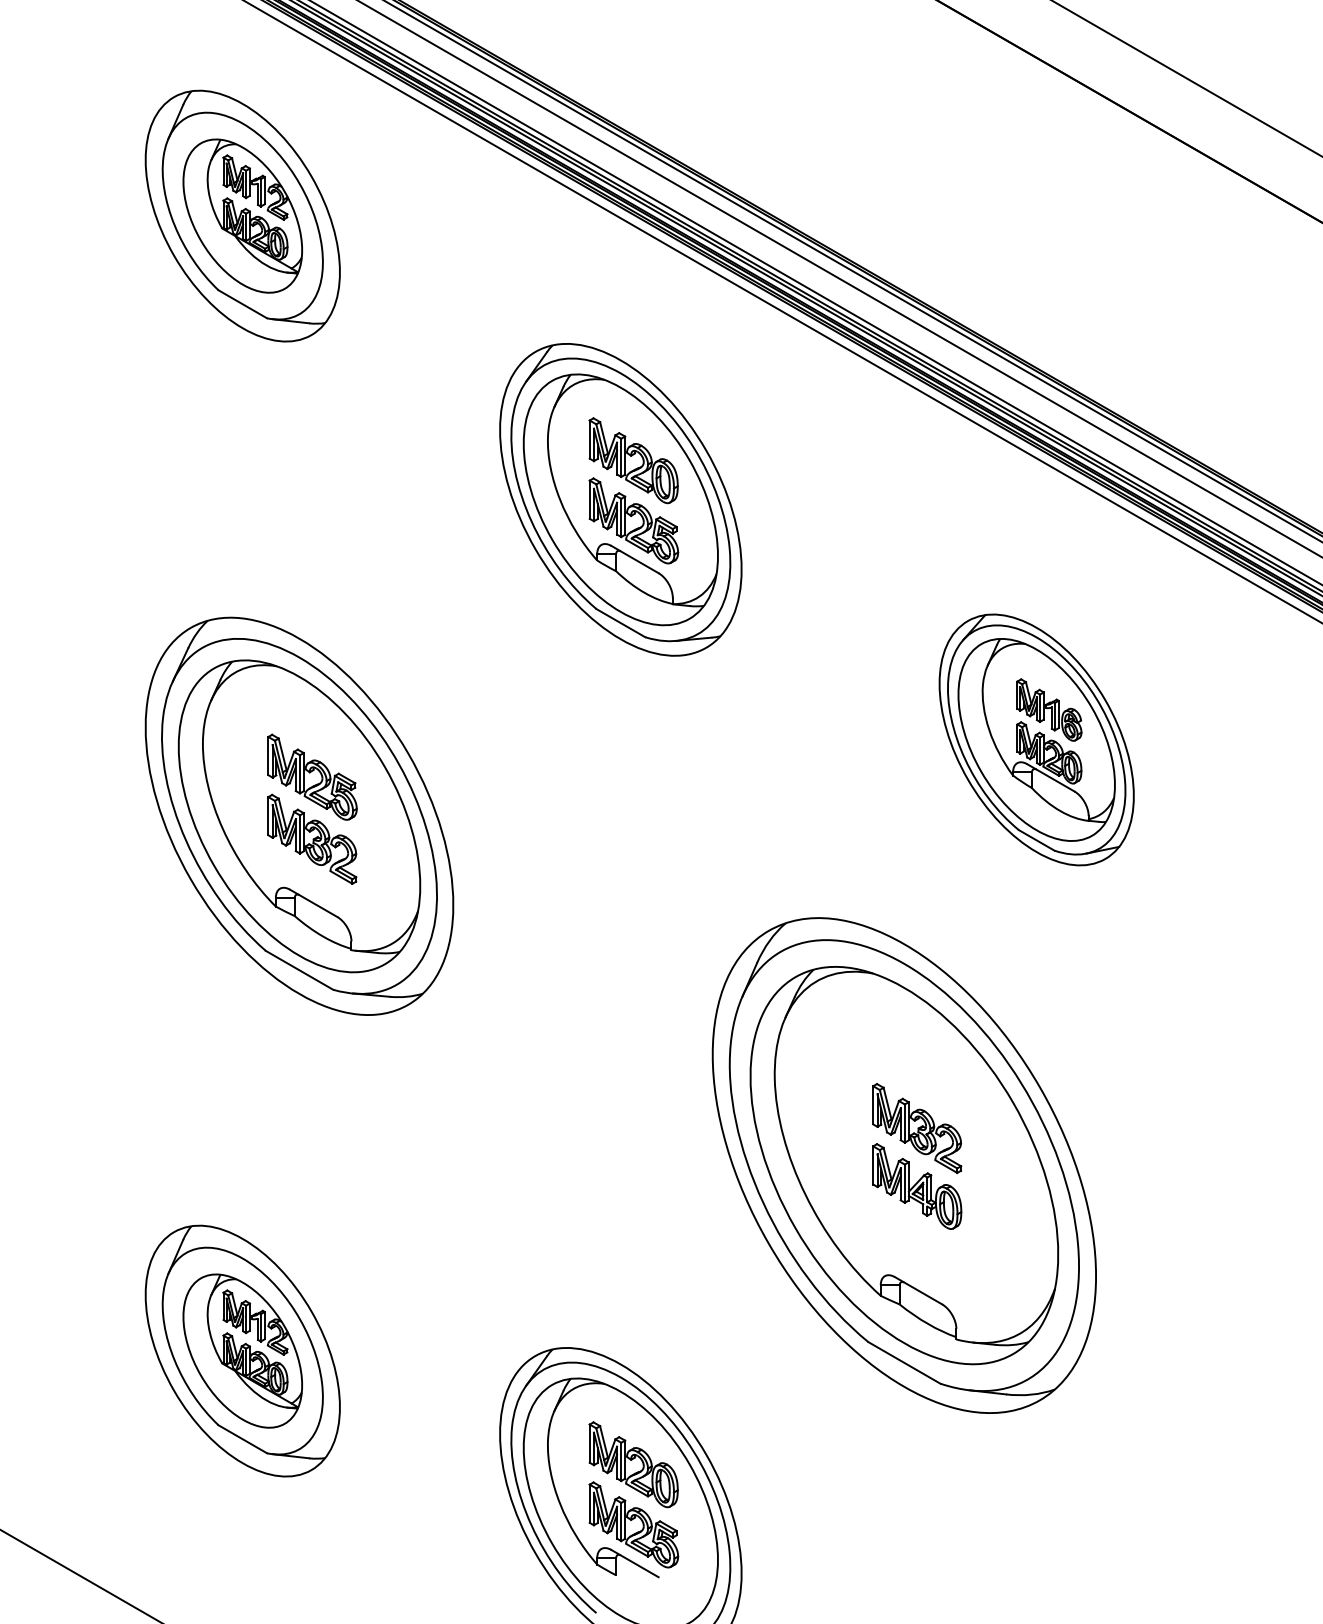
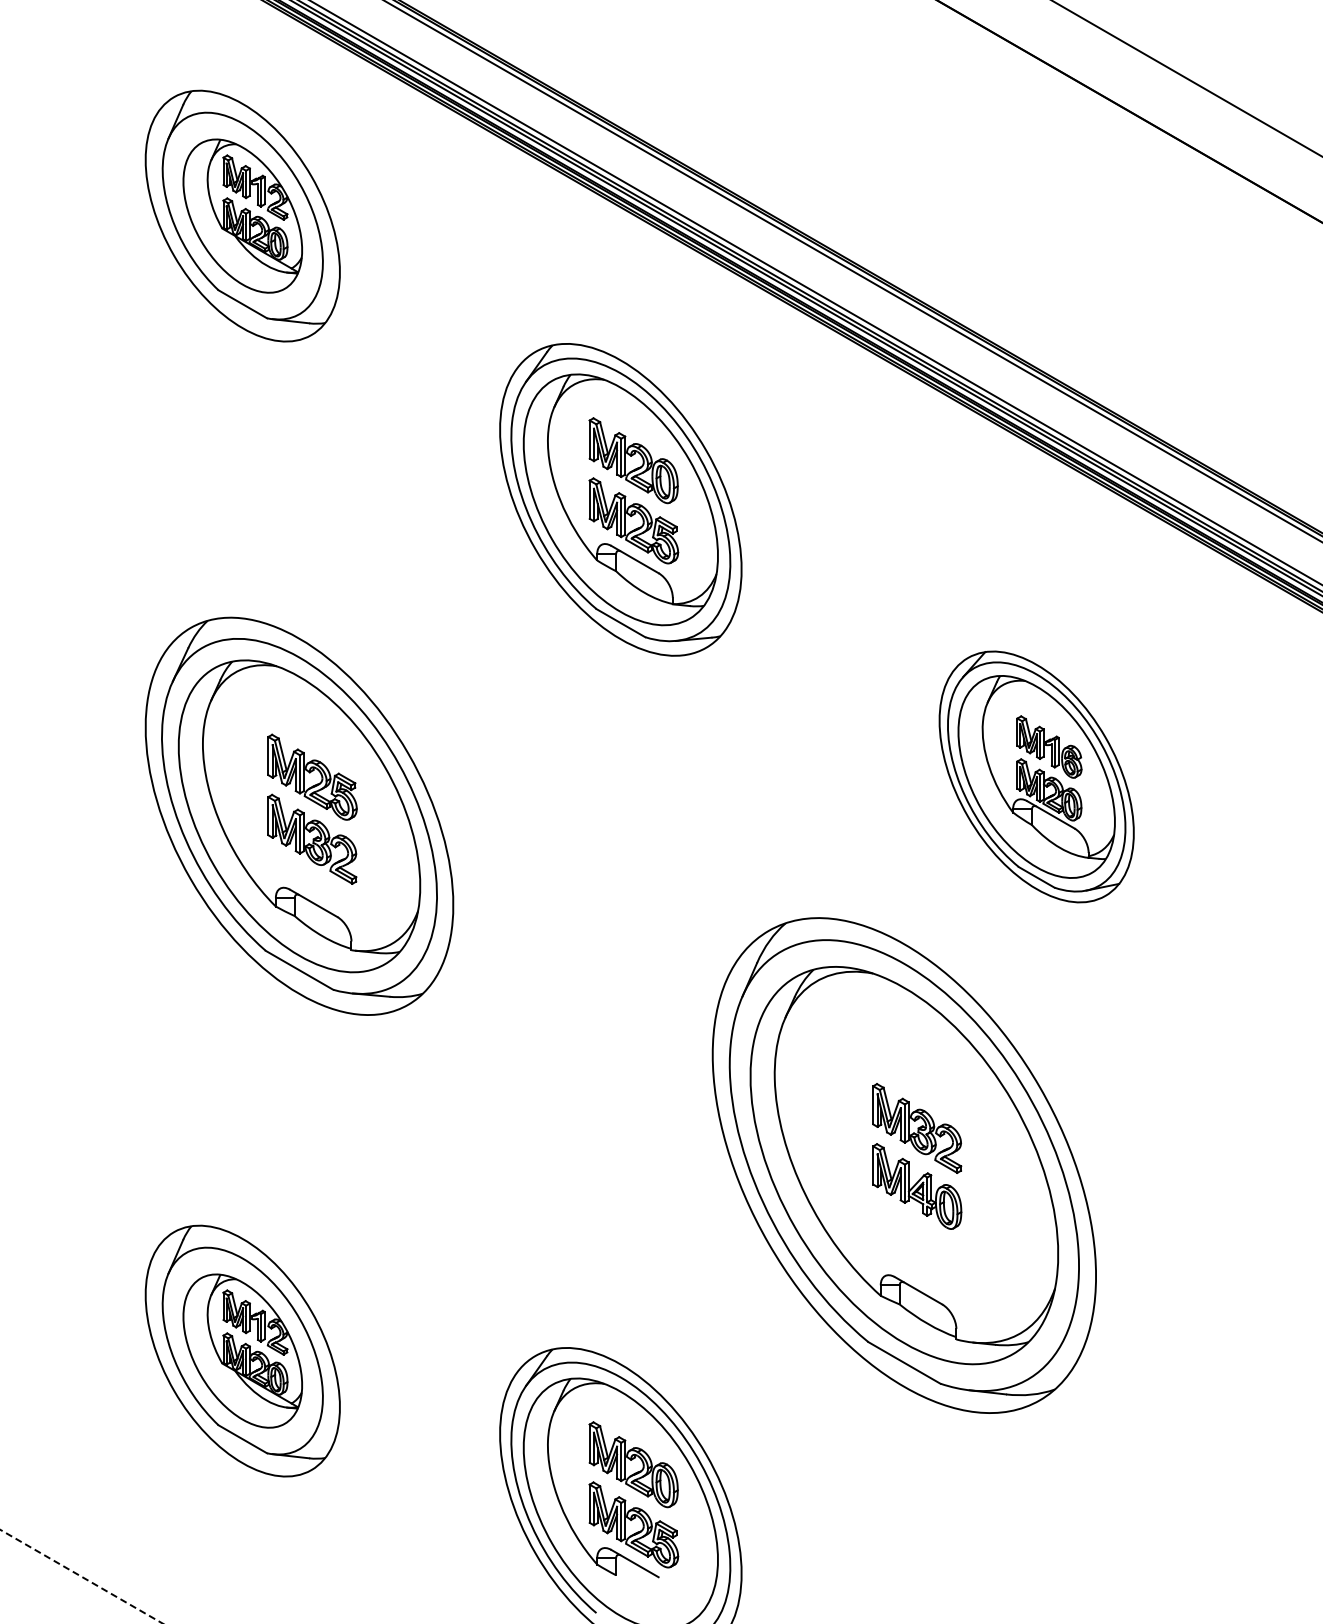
line: present -> none (839, 278)
line: present -> none (782, 311)
part position: (1036, 739) -> (1036, 776) (1036, 776)
line: solid -> dashed (81, 1576)
